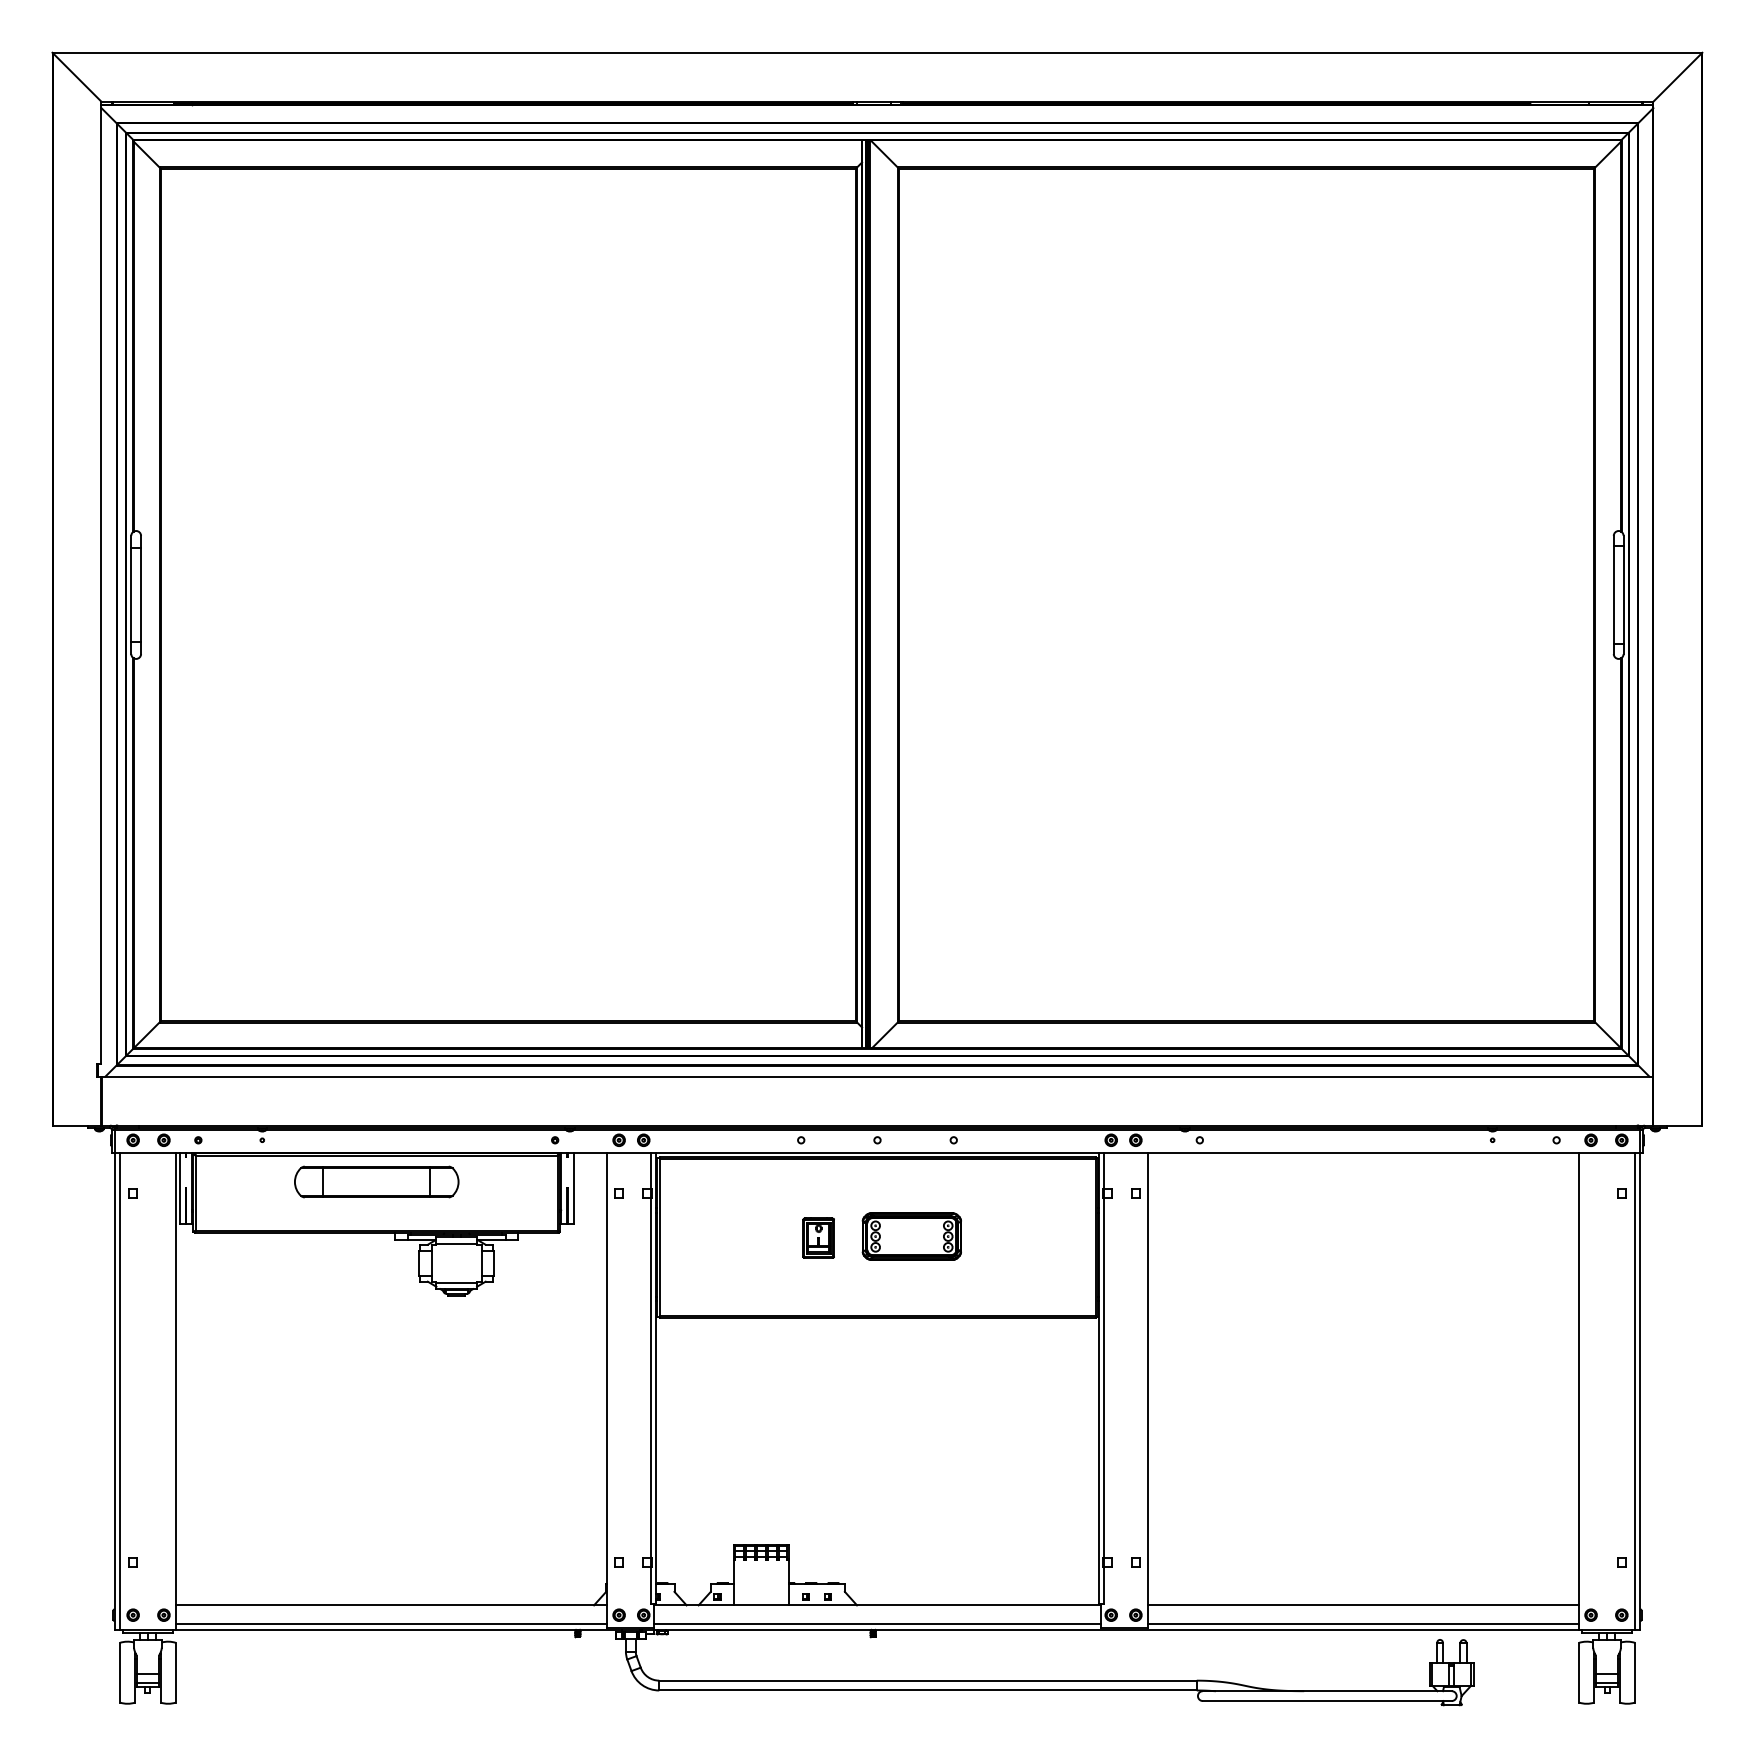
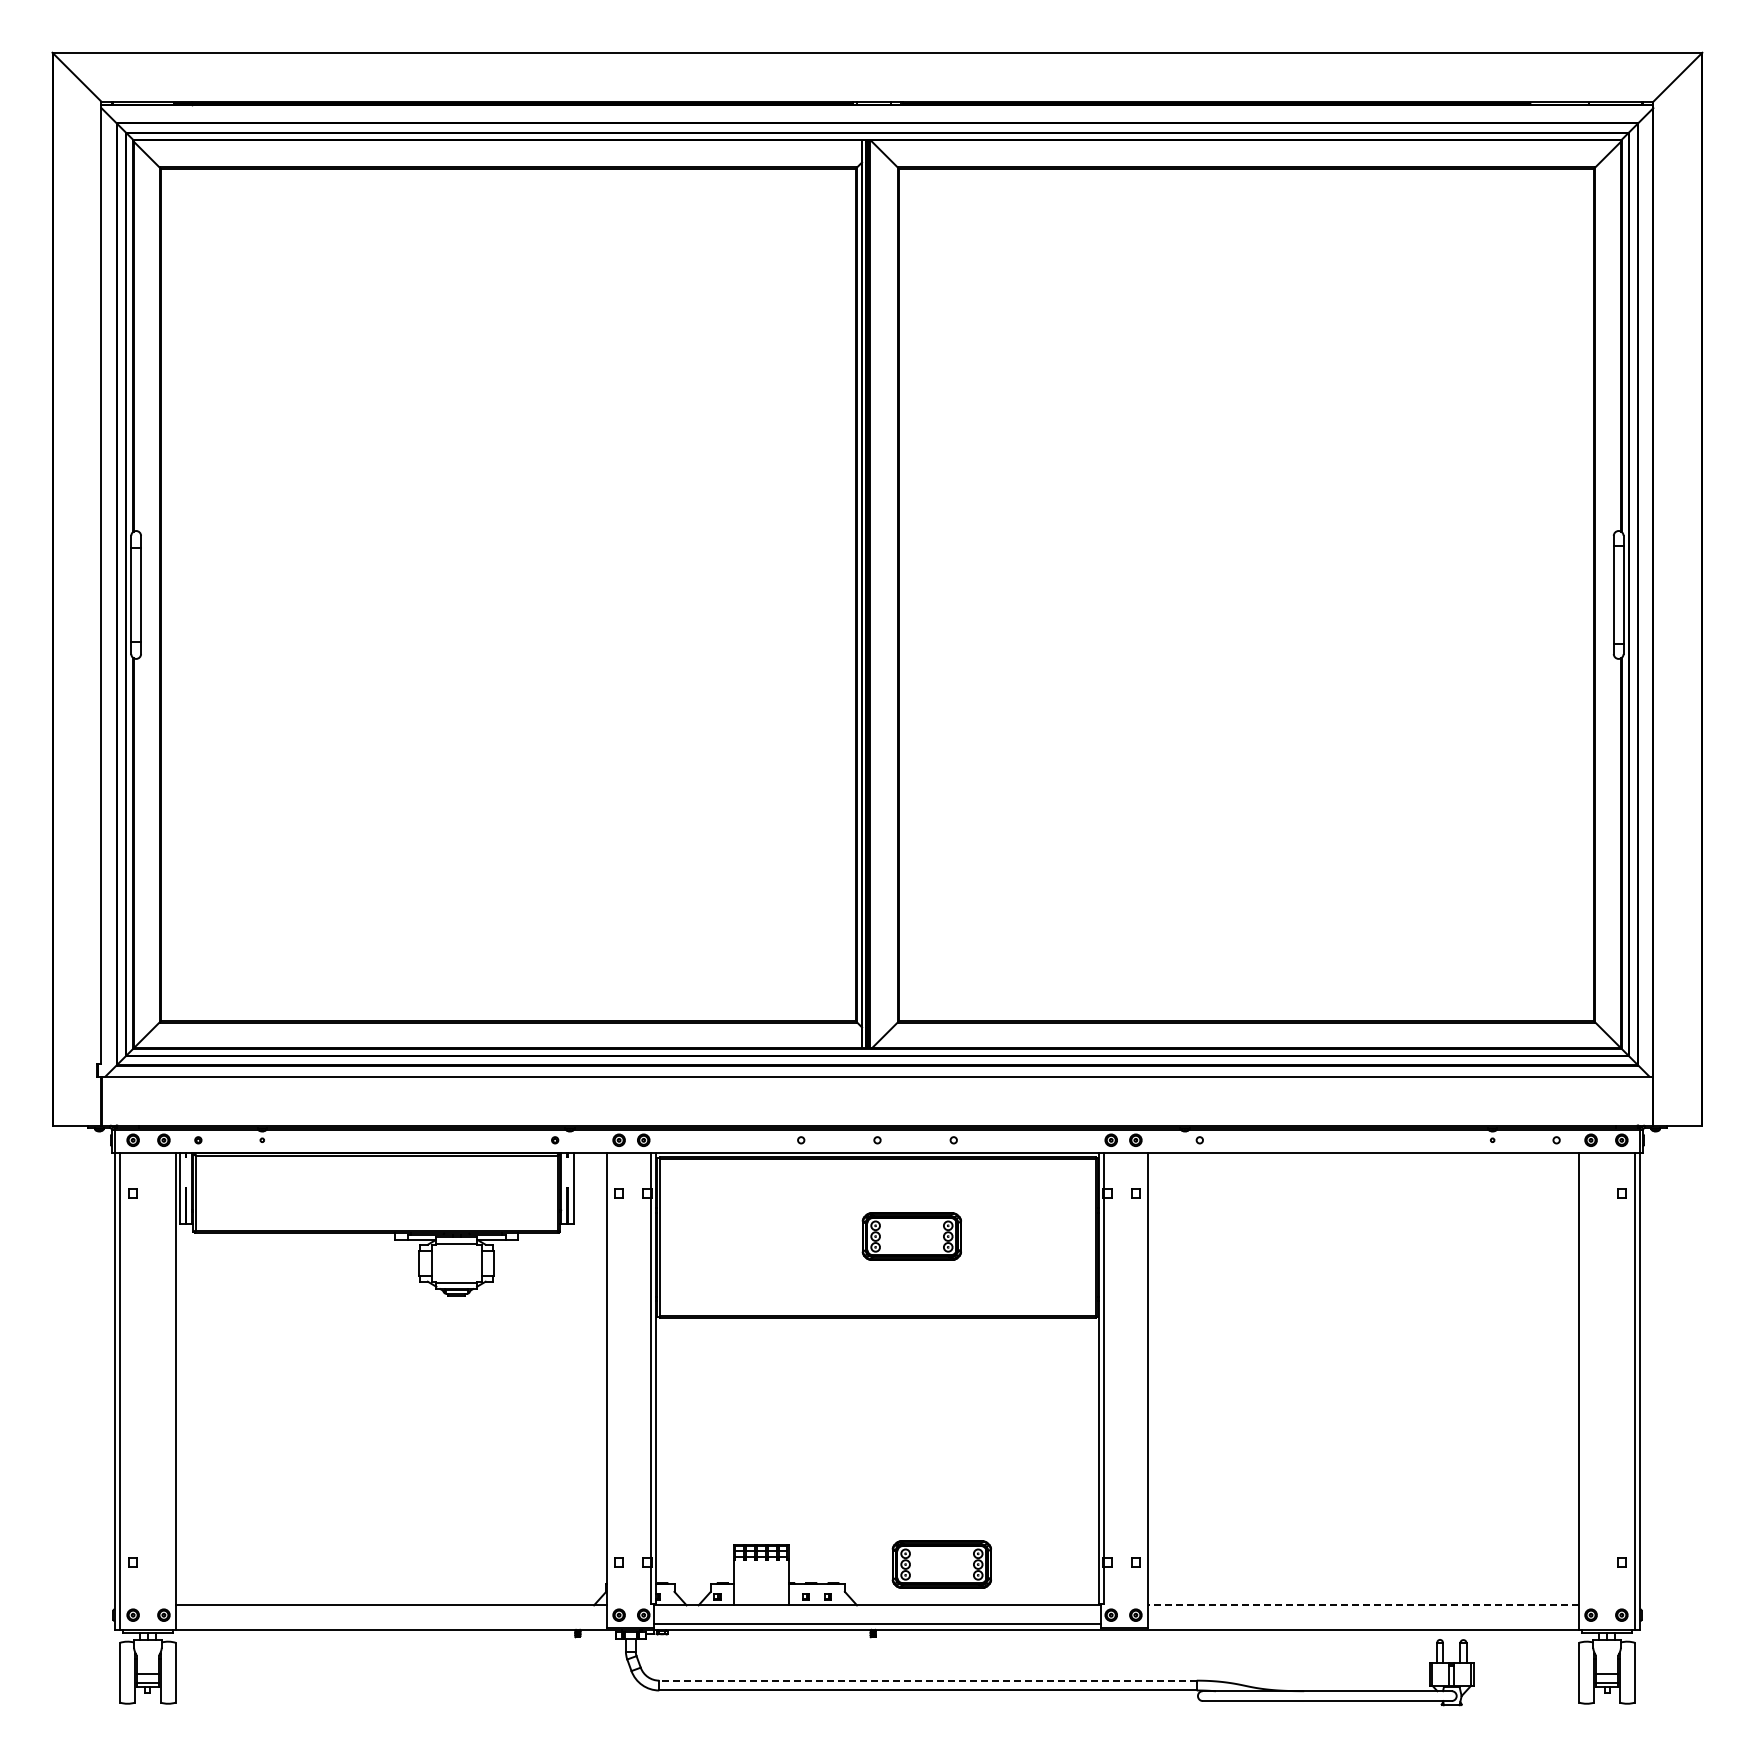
part: present -> none (376, 1181)
part: present -> none (818, 1237)
part: none -> present (941, 1564)
line: solid -> dashed (1362, 1605)
line: present -> none (391, 1623)
line: present -> none (1363, 1623)
line: solid -> dashed (928, 1680)
